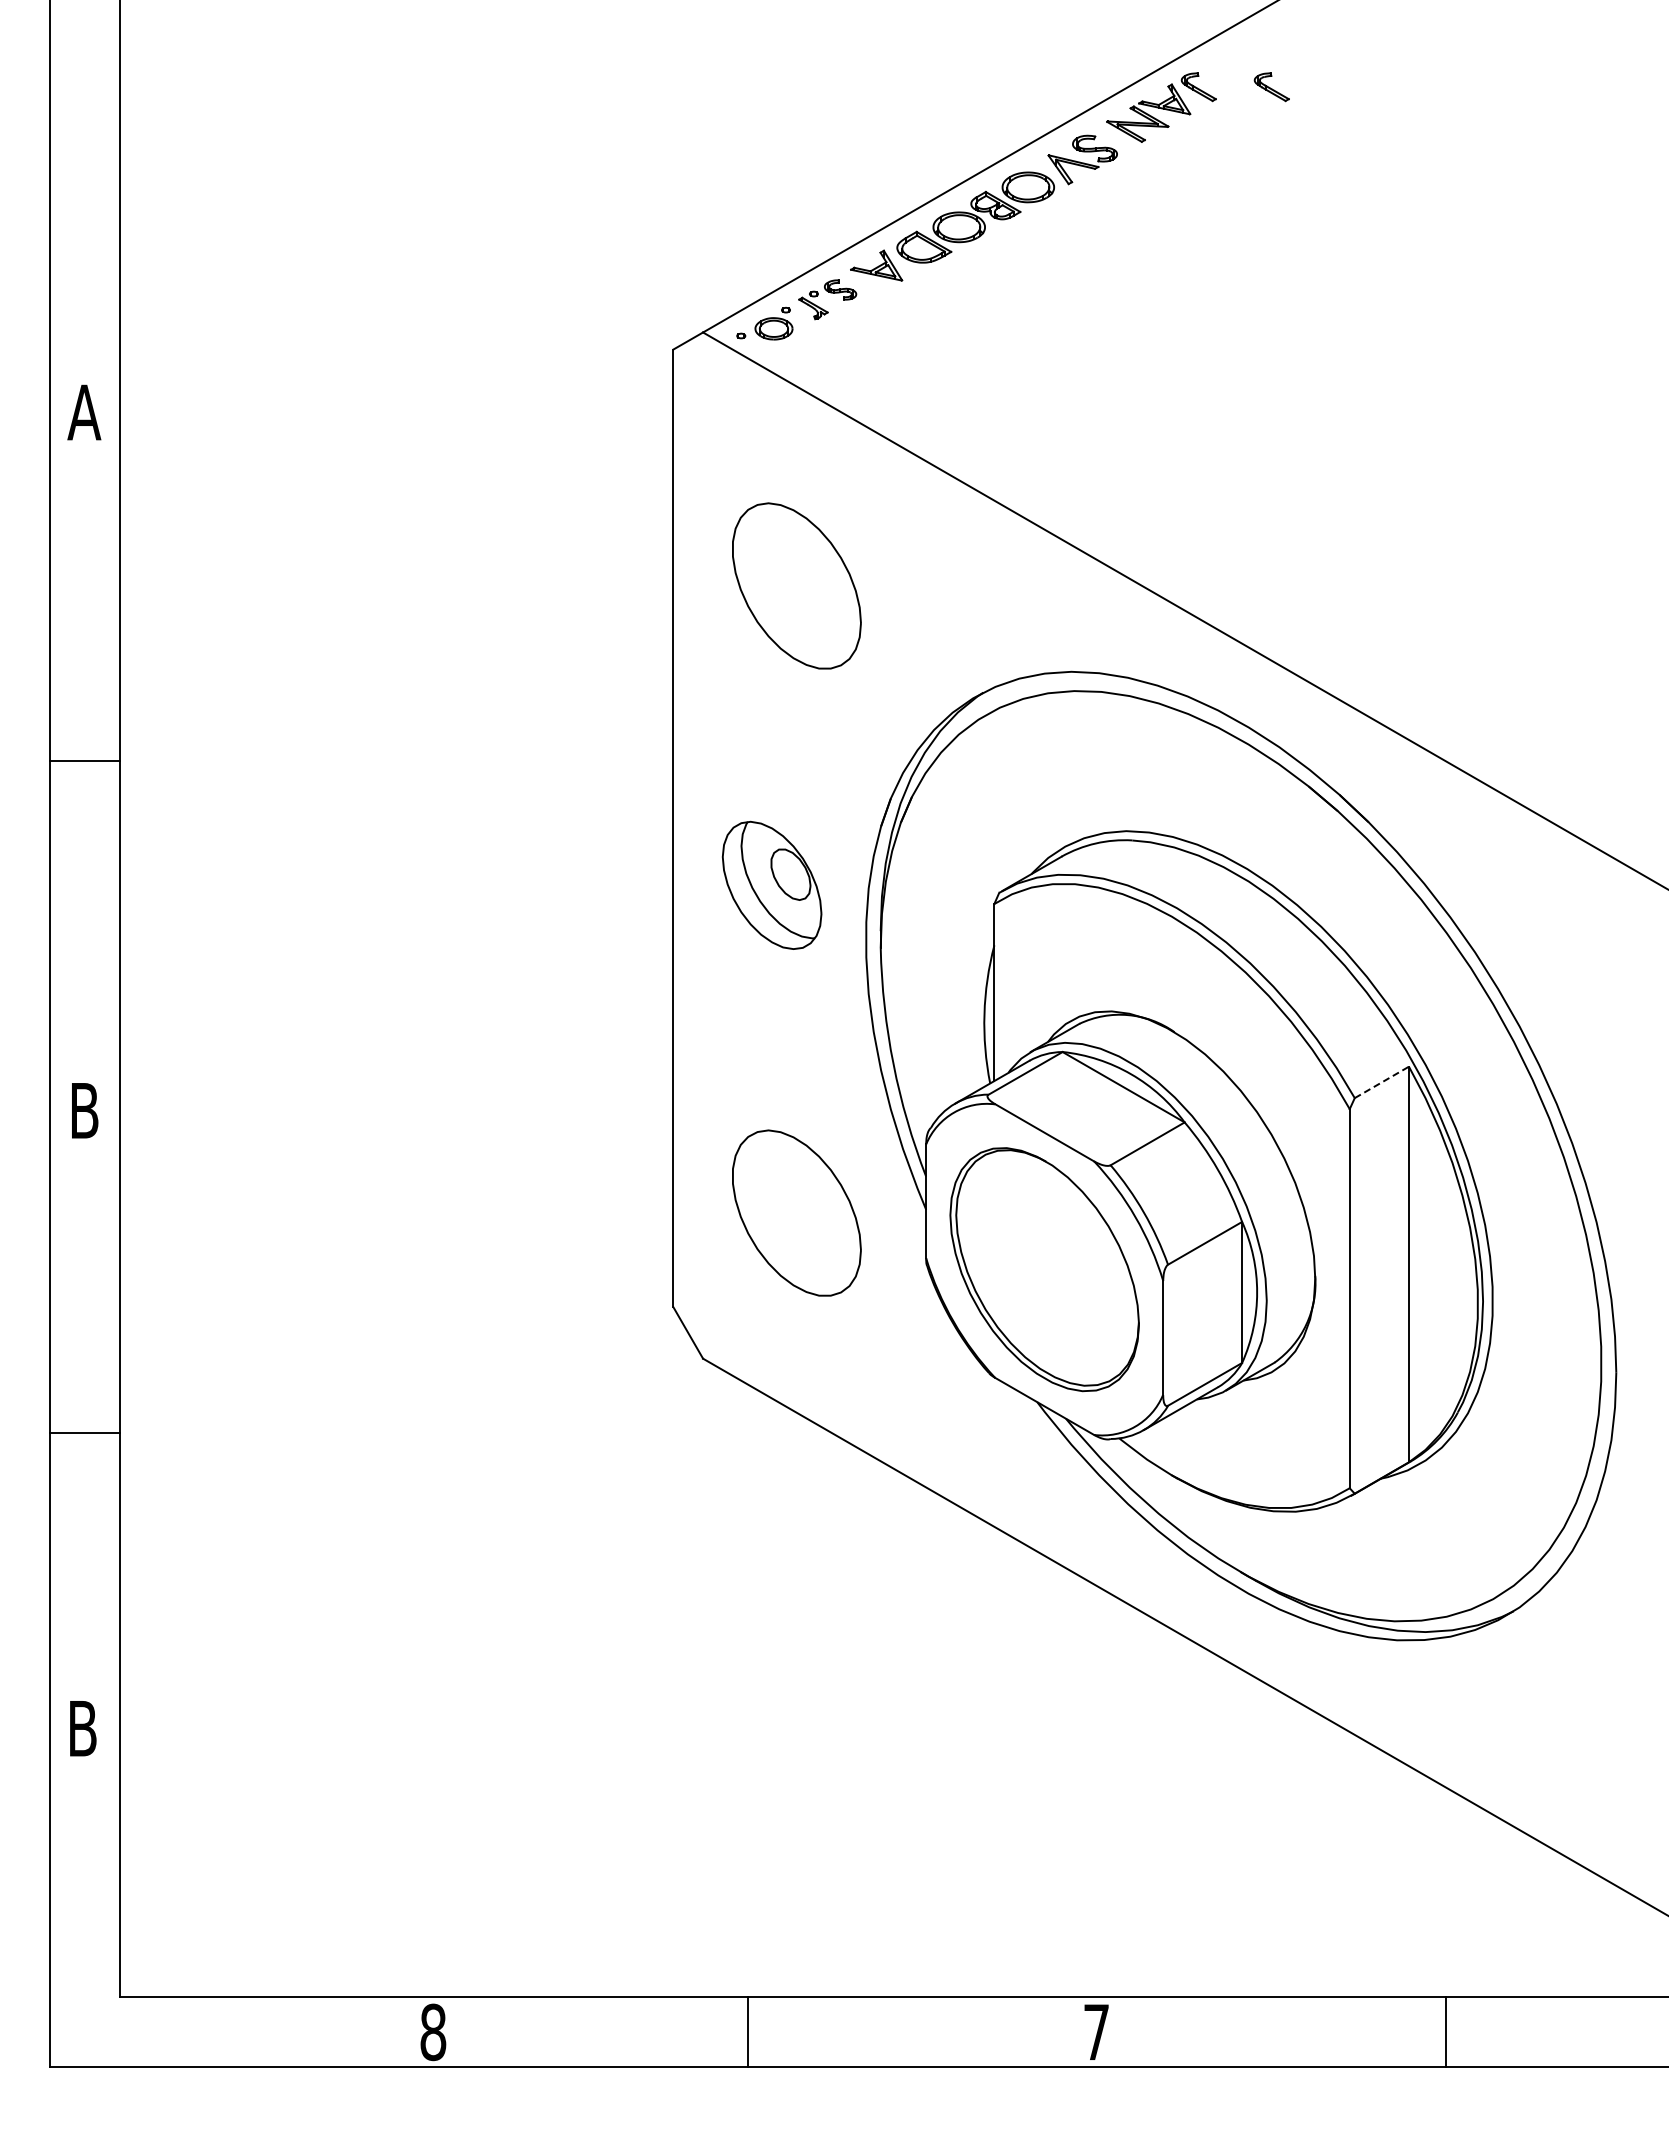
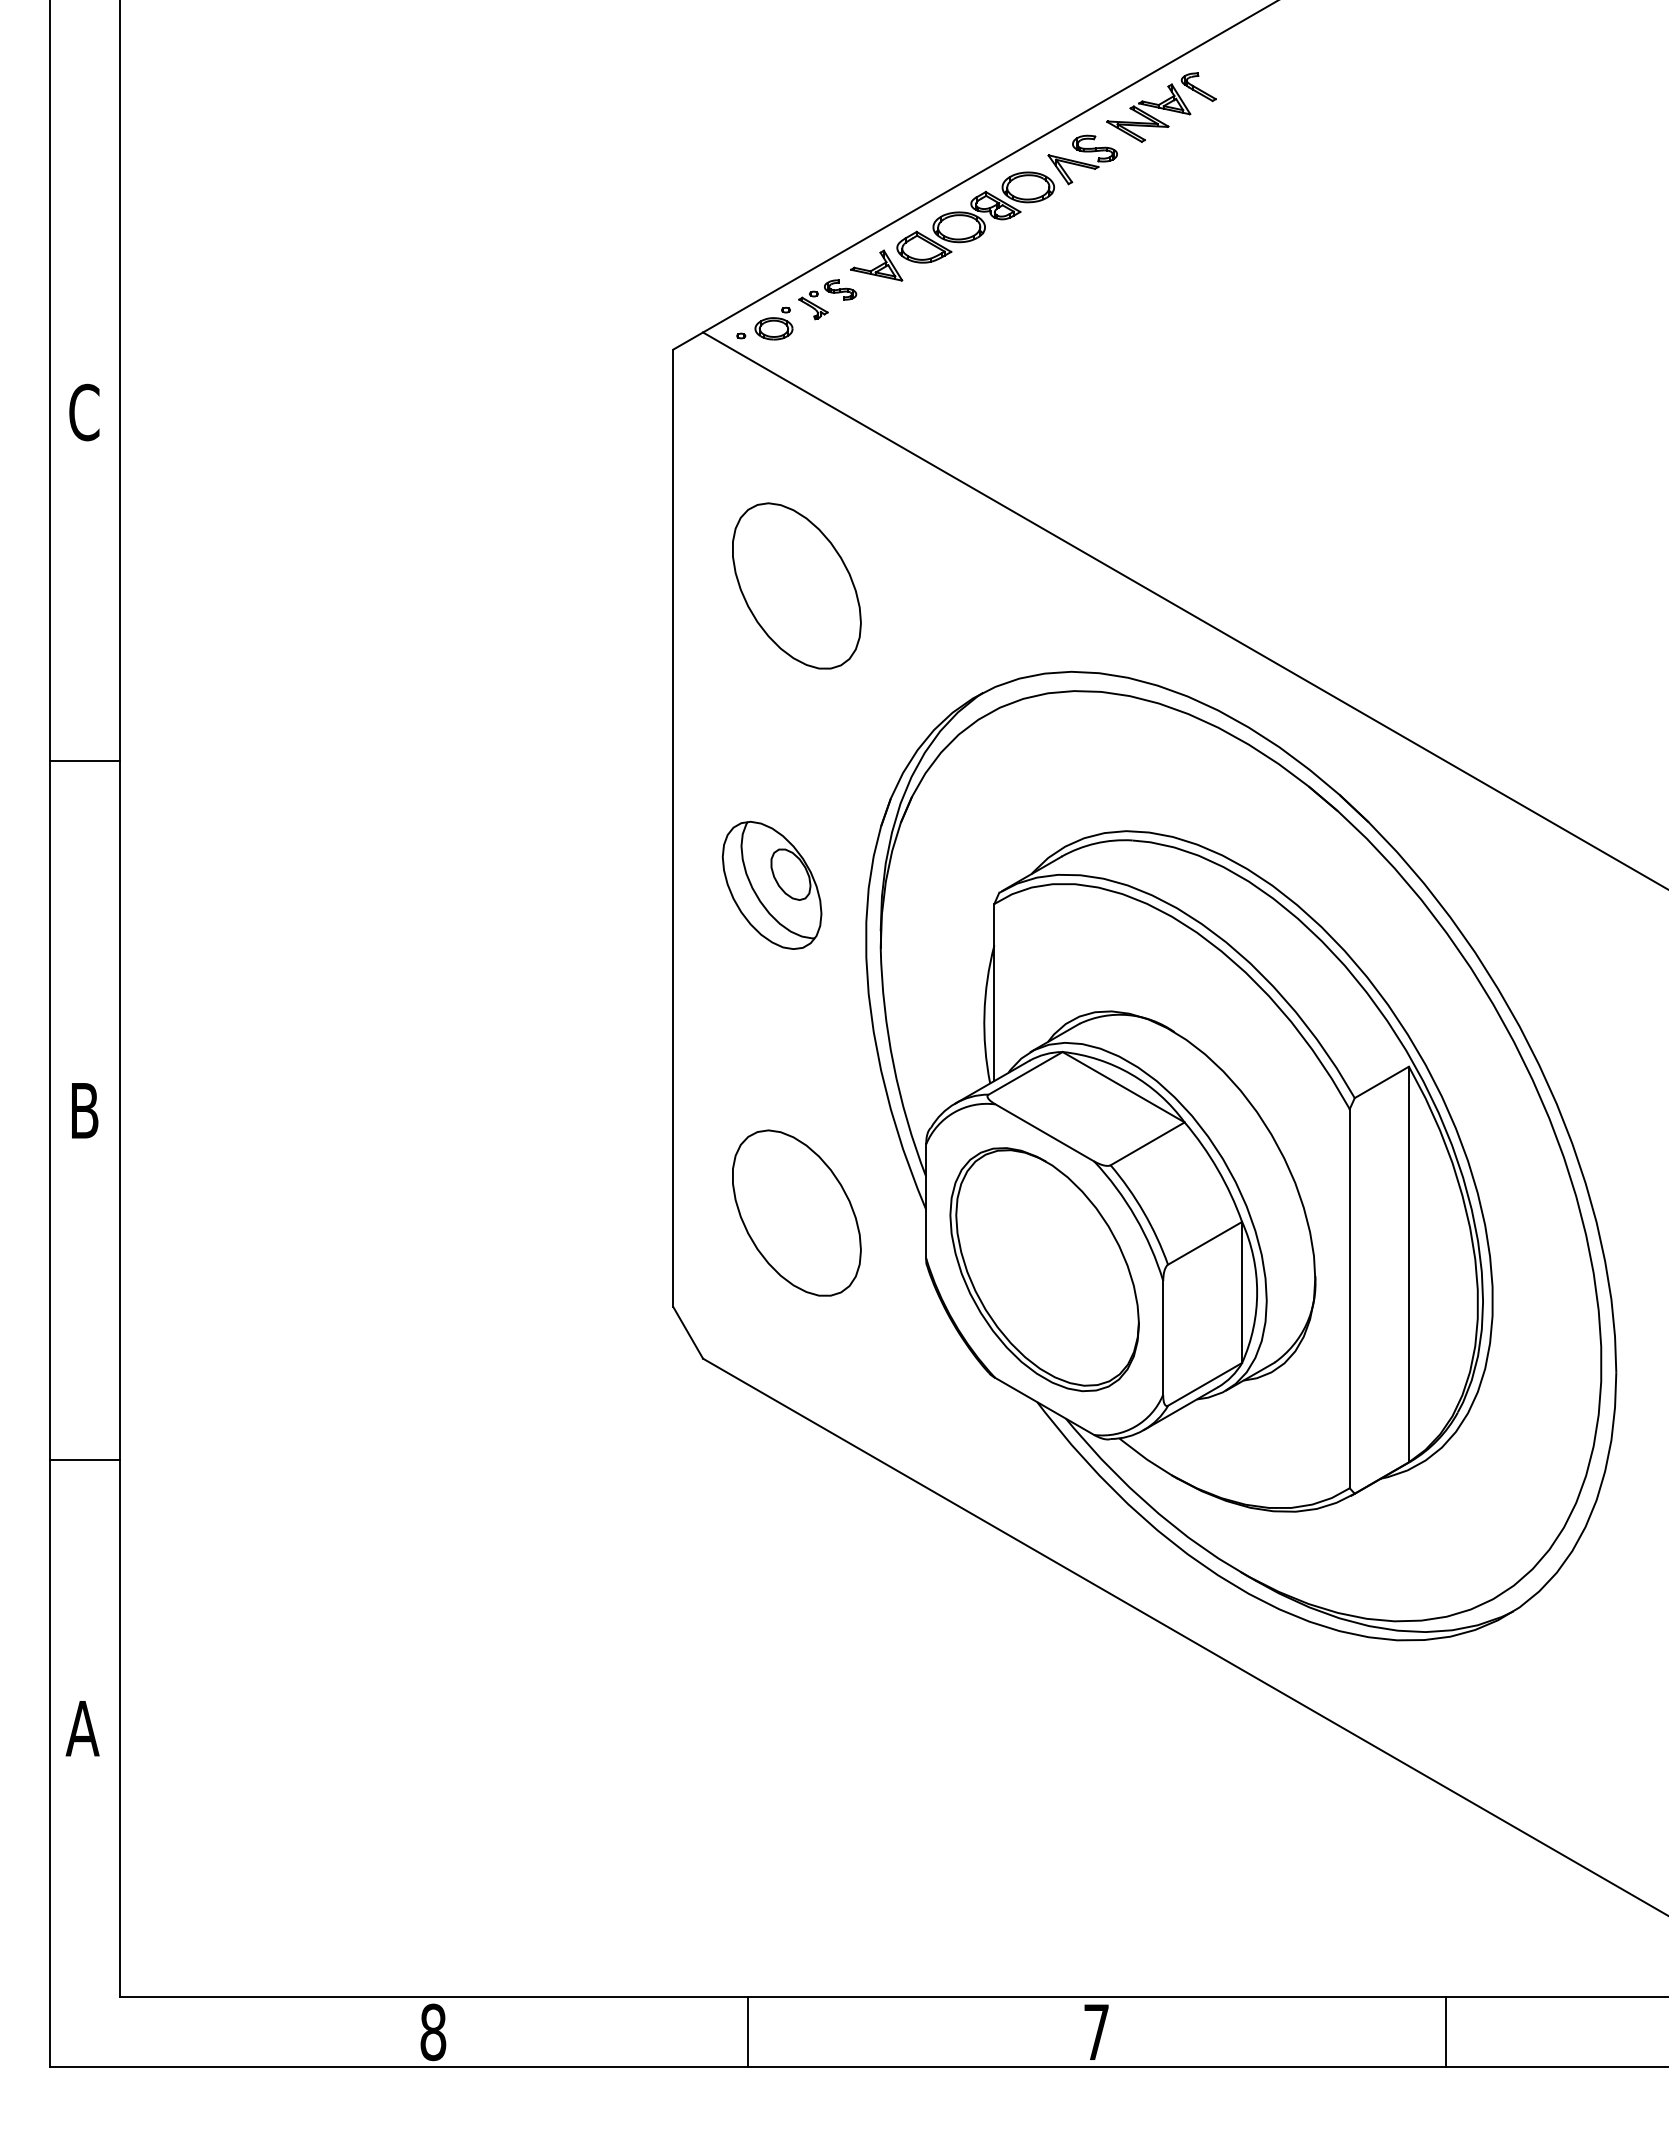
part: present -> none (1271, 87)
text: A -> C (84, 412)
line: dashed -> solid (1382, 1082)
line position: (84, 1432) -> (84, 1459) (84, 1459)
text: B -> A (82, 1728)
